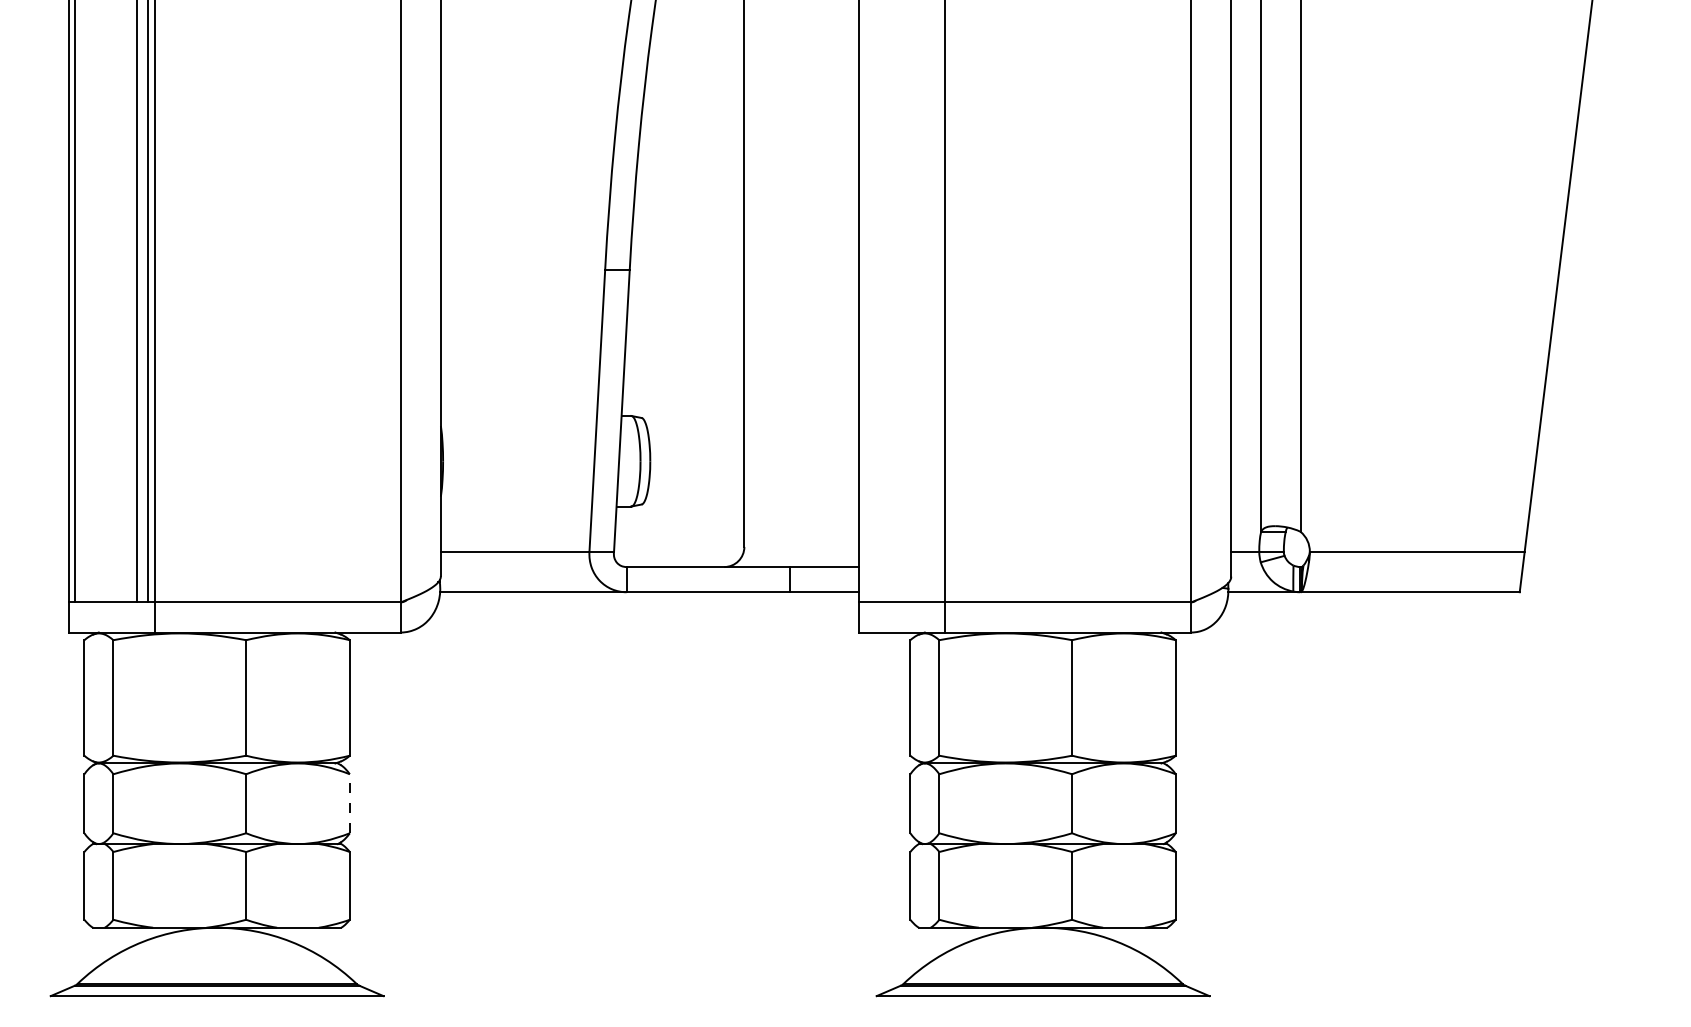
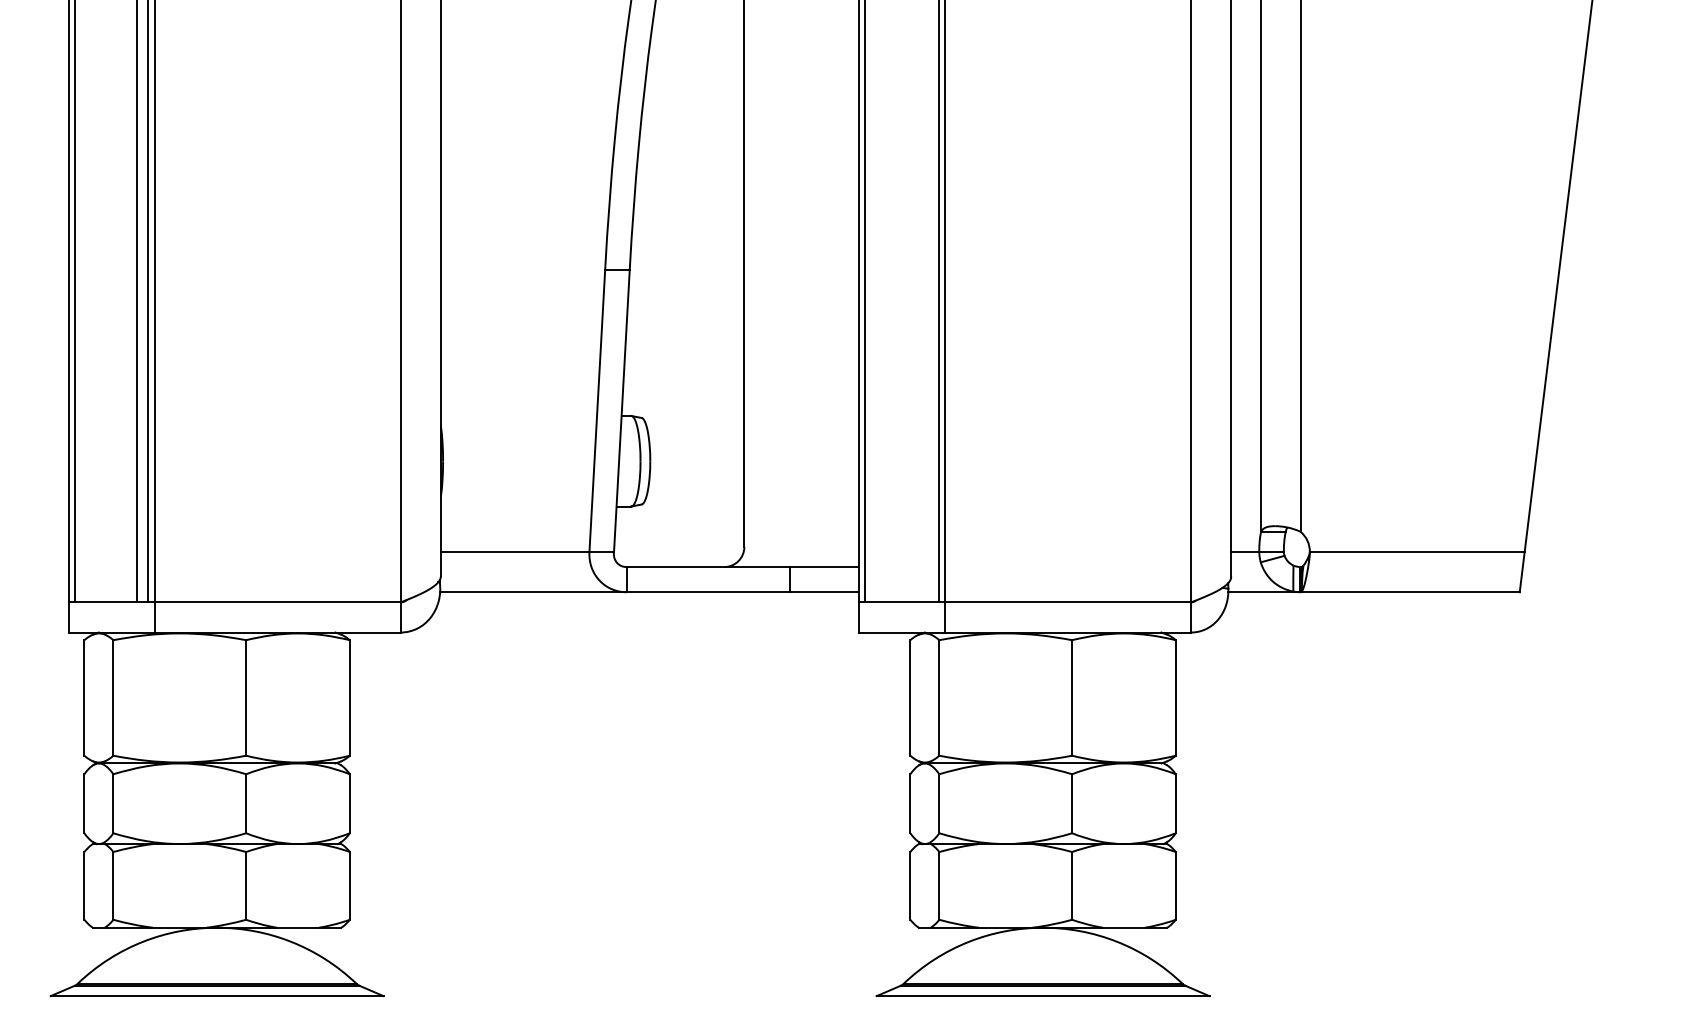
line: none -> present (865, 302)
line: none -> present (938, 302)
line: dashed -> solid (349, 803)
